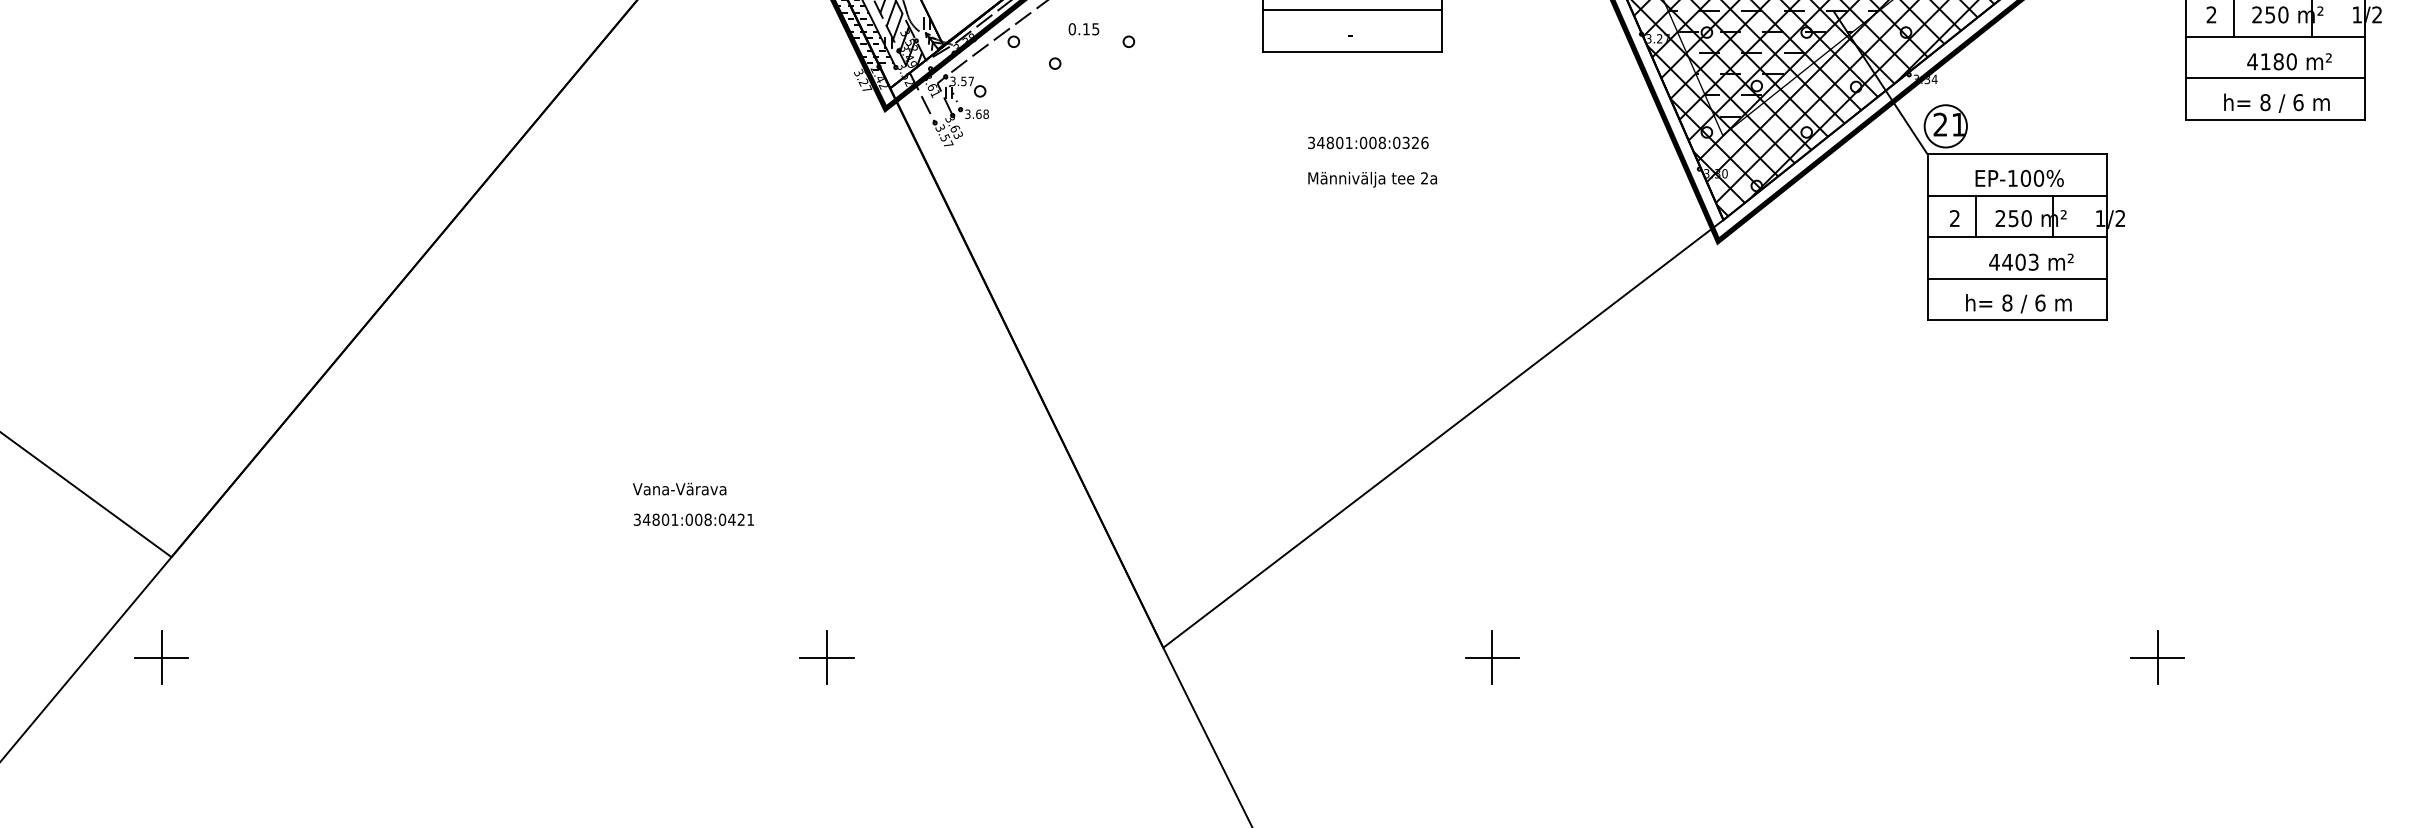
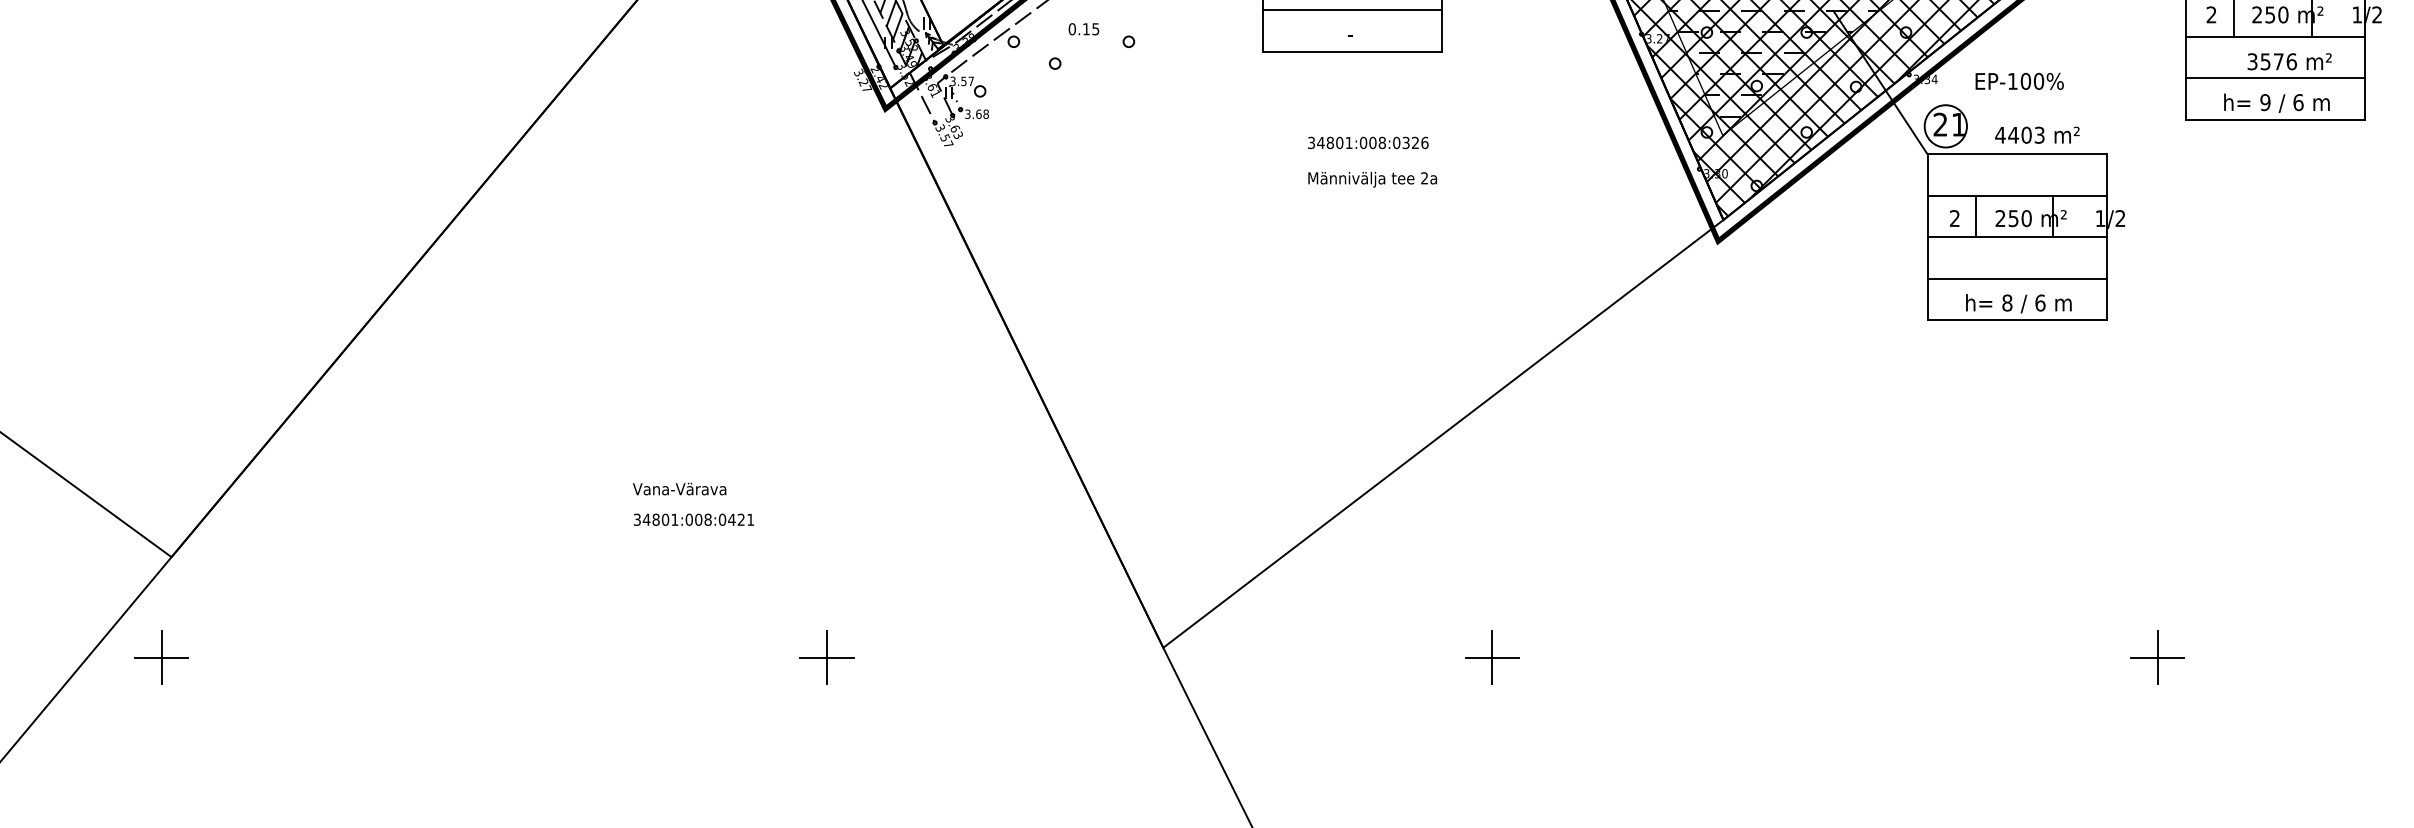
hatch: present -> none (864, 37)
text: 4180 -> 3576 (2271, 61)
text: 8 -> 9 (2265, 102)
text position: (2019, 177) -> (2019, 80) (2019, 80)
text position: (2031, 261) -> (2037, 134) (2037, 134)
